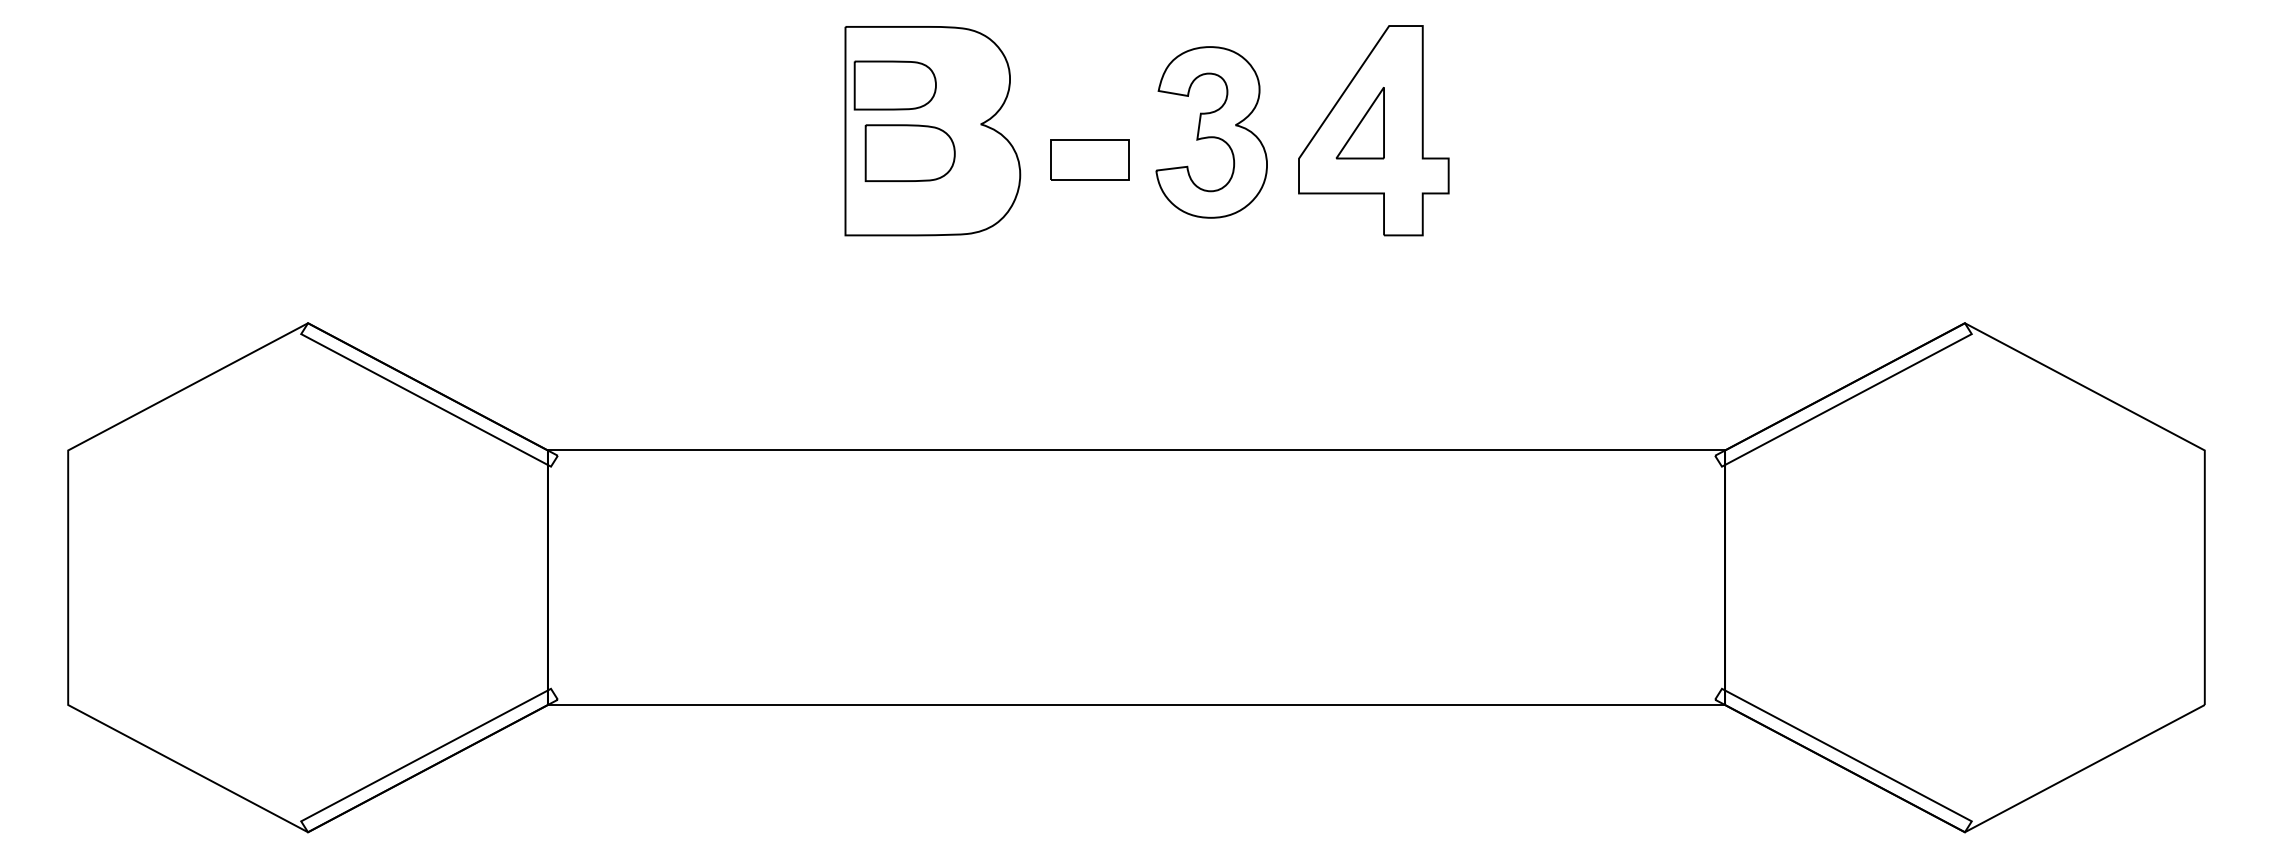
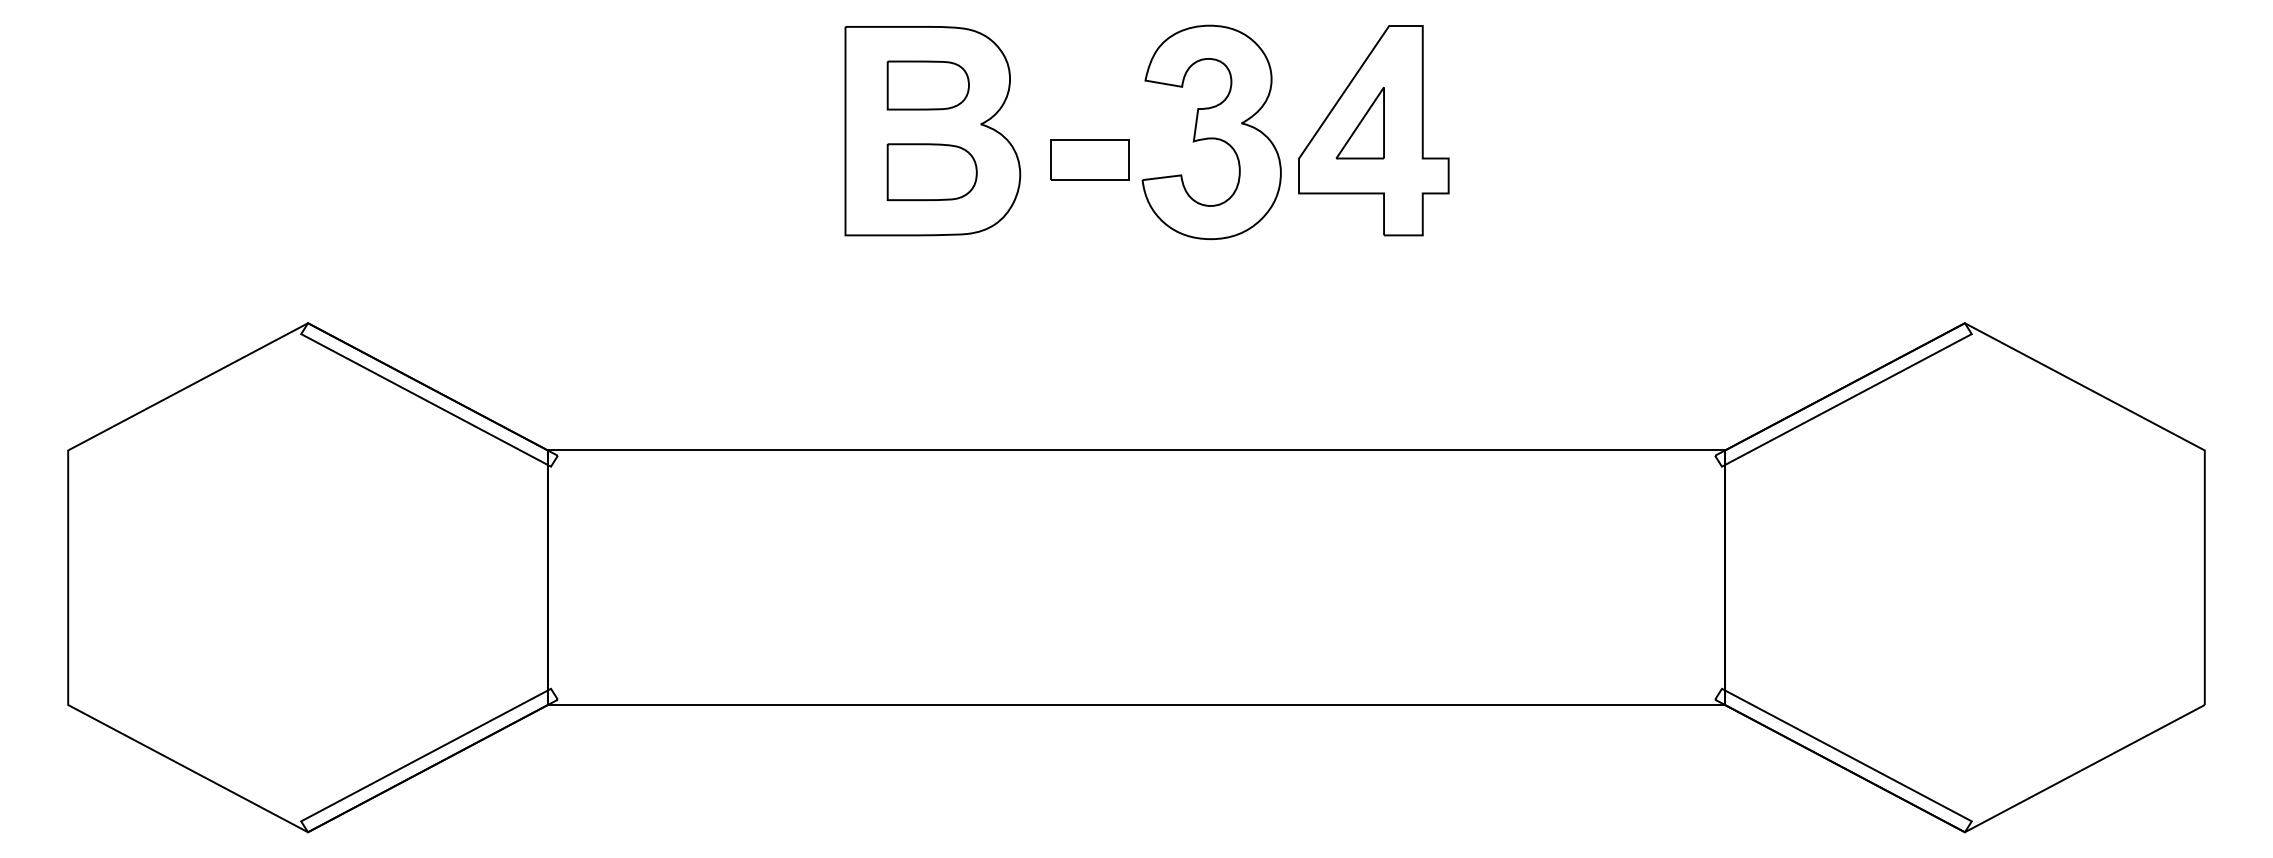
part position: (894, 85) -> (927, 85) (927, 85)
part size: 113x173 px -> 141x217 px (1211, 132)
part position: (909, 152) -> (931, 171) (931, 171)
